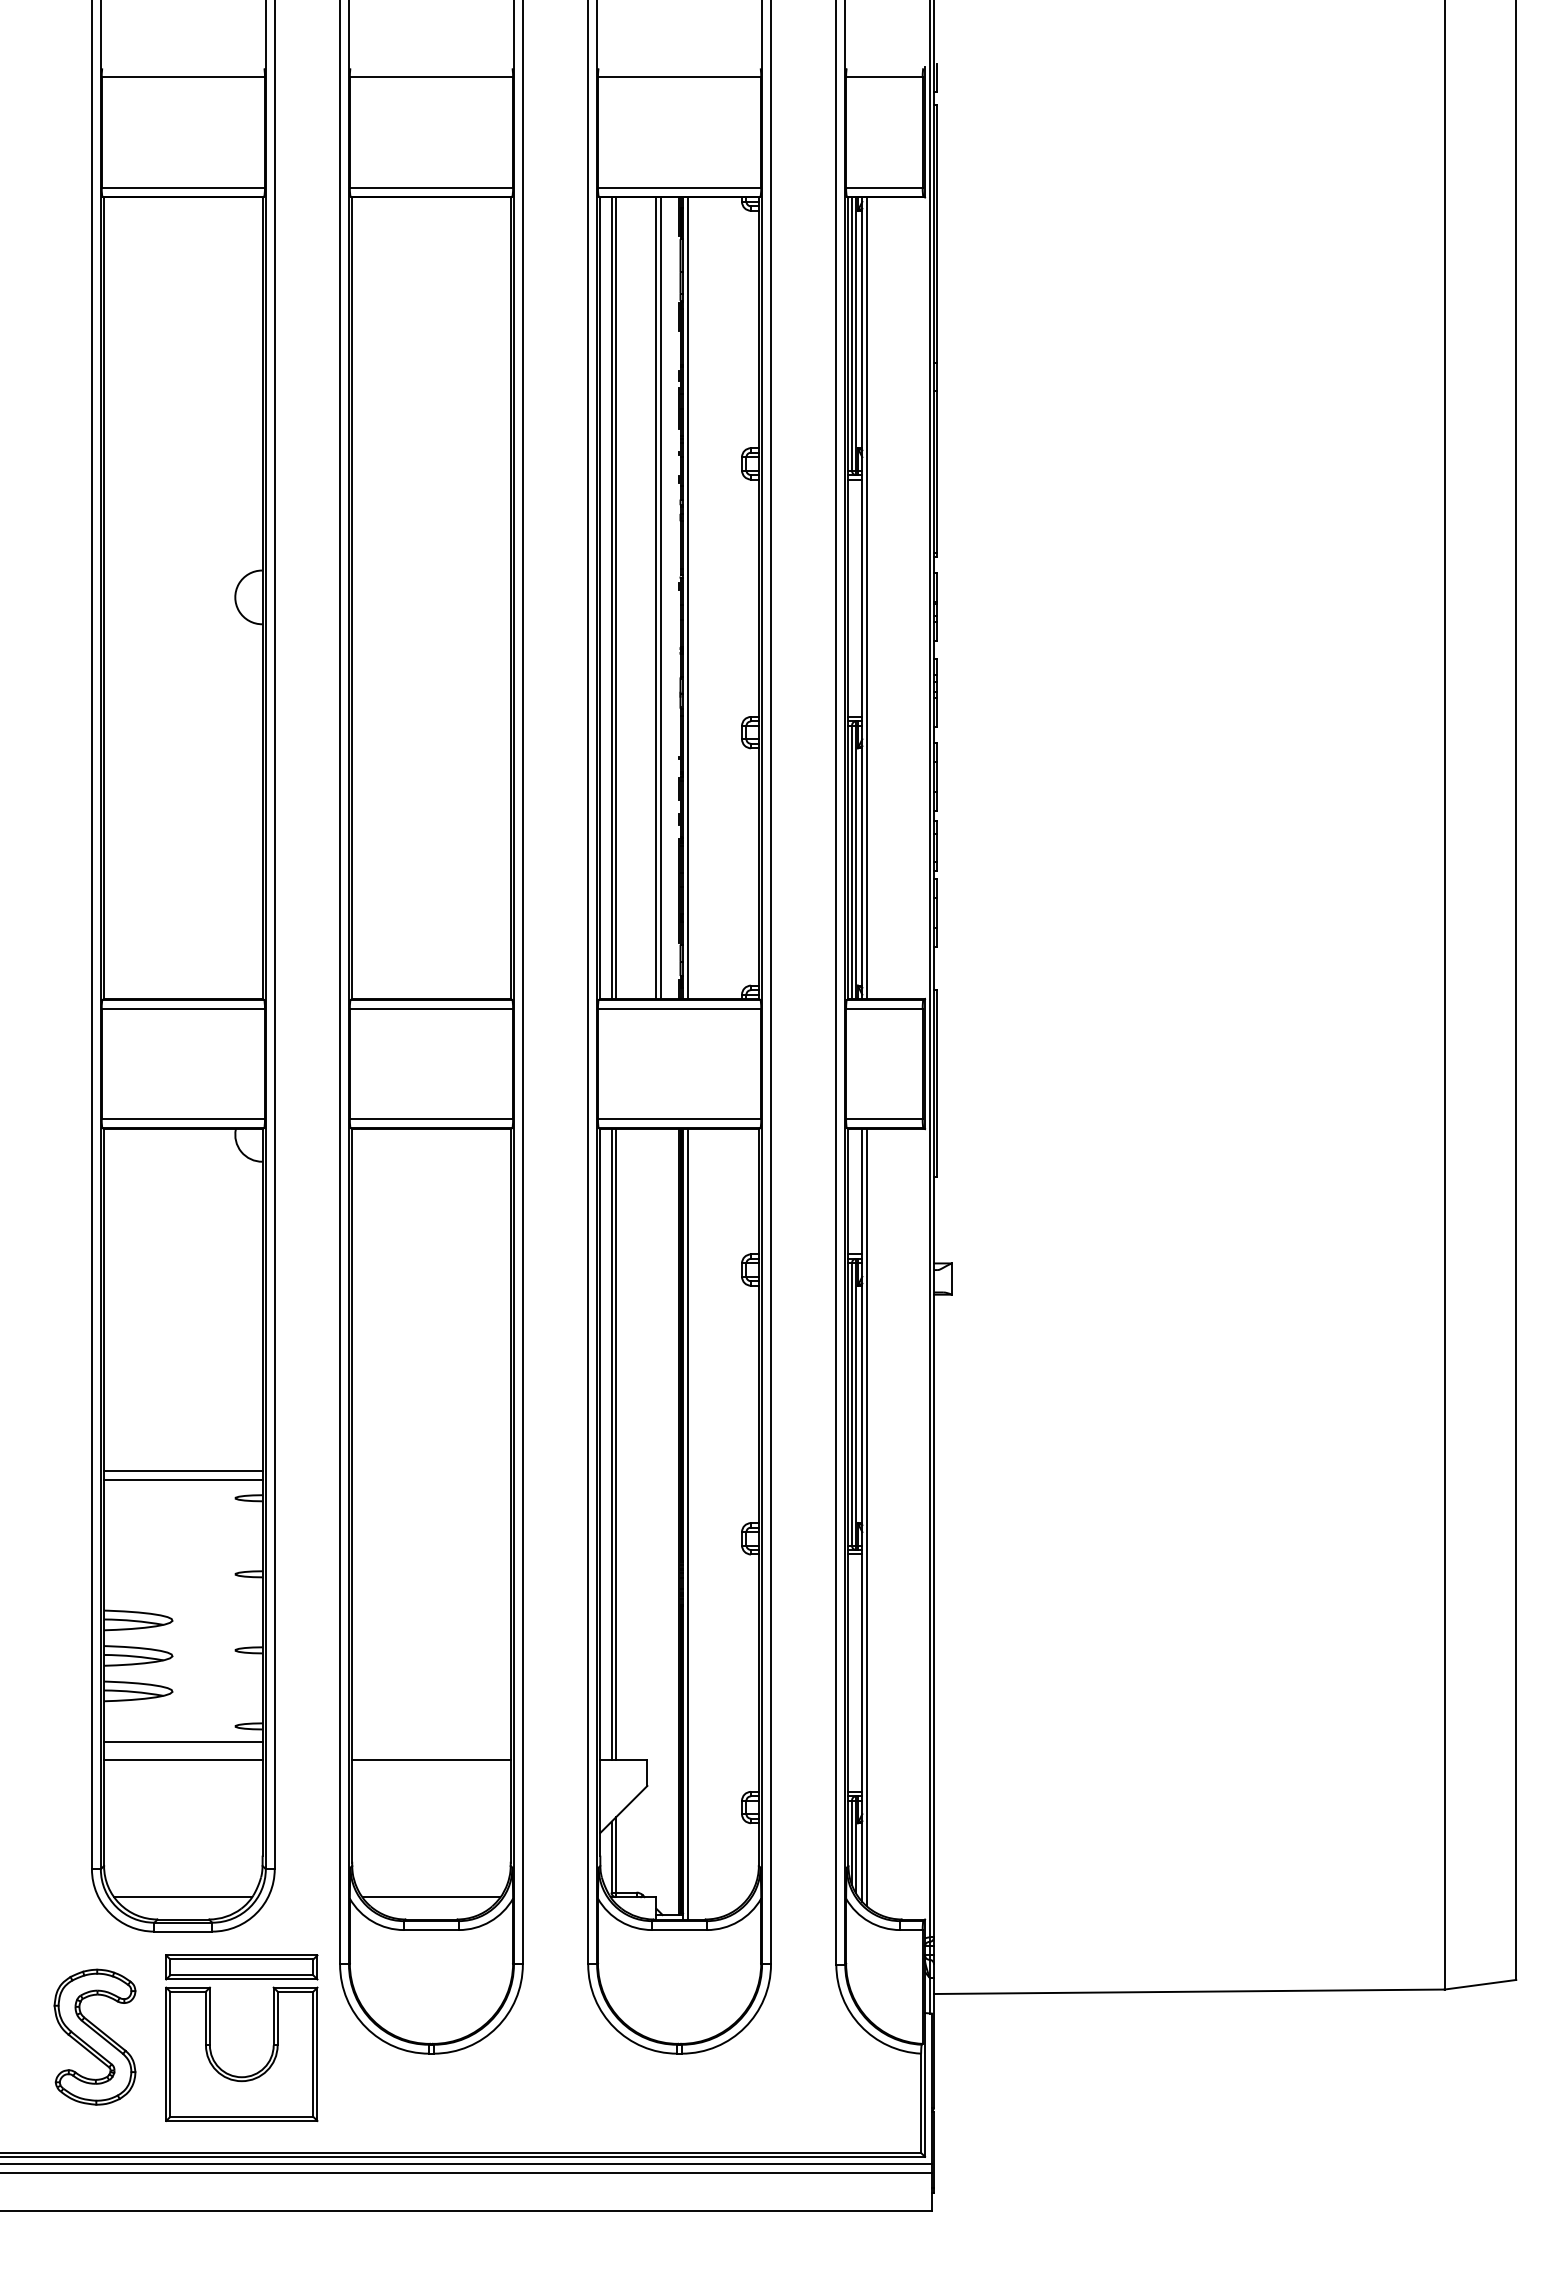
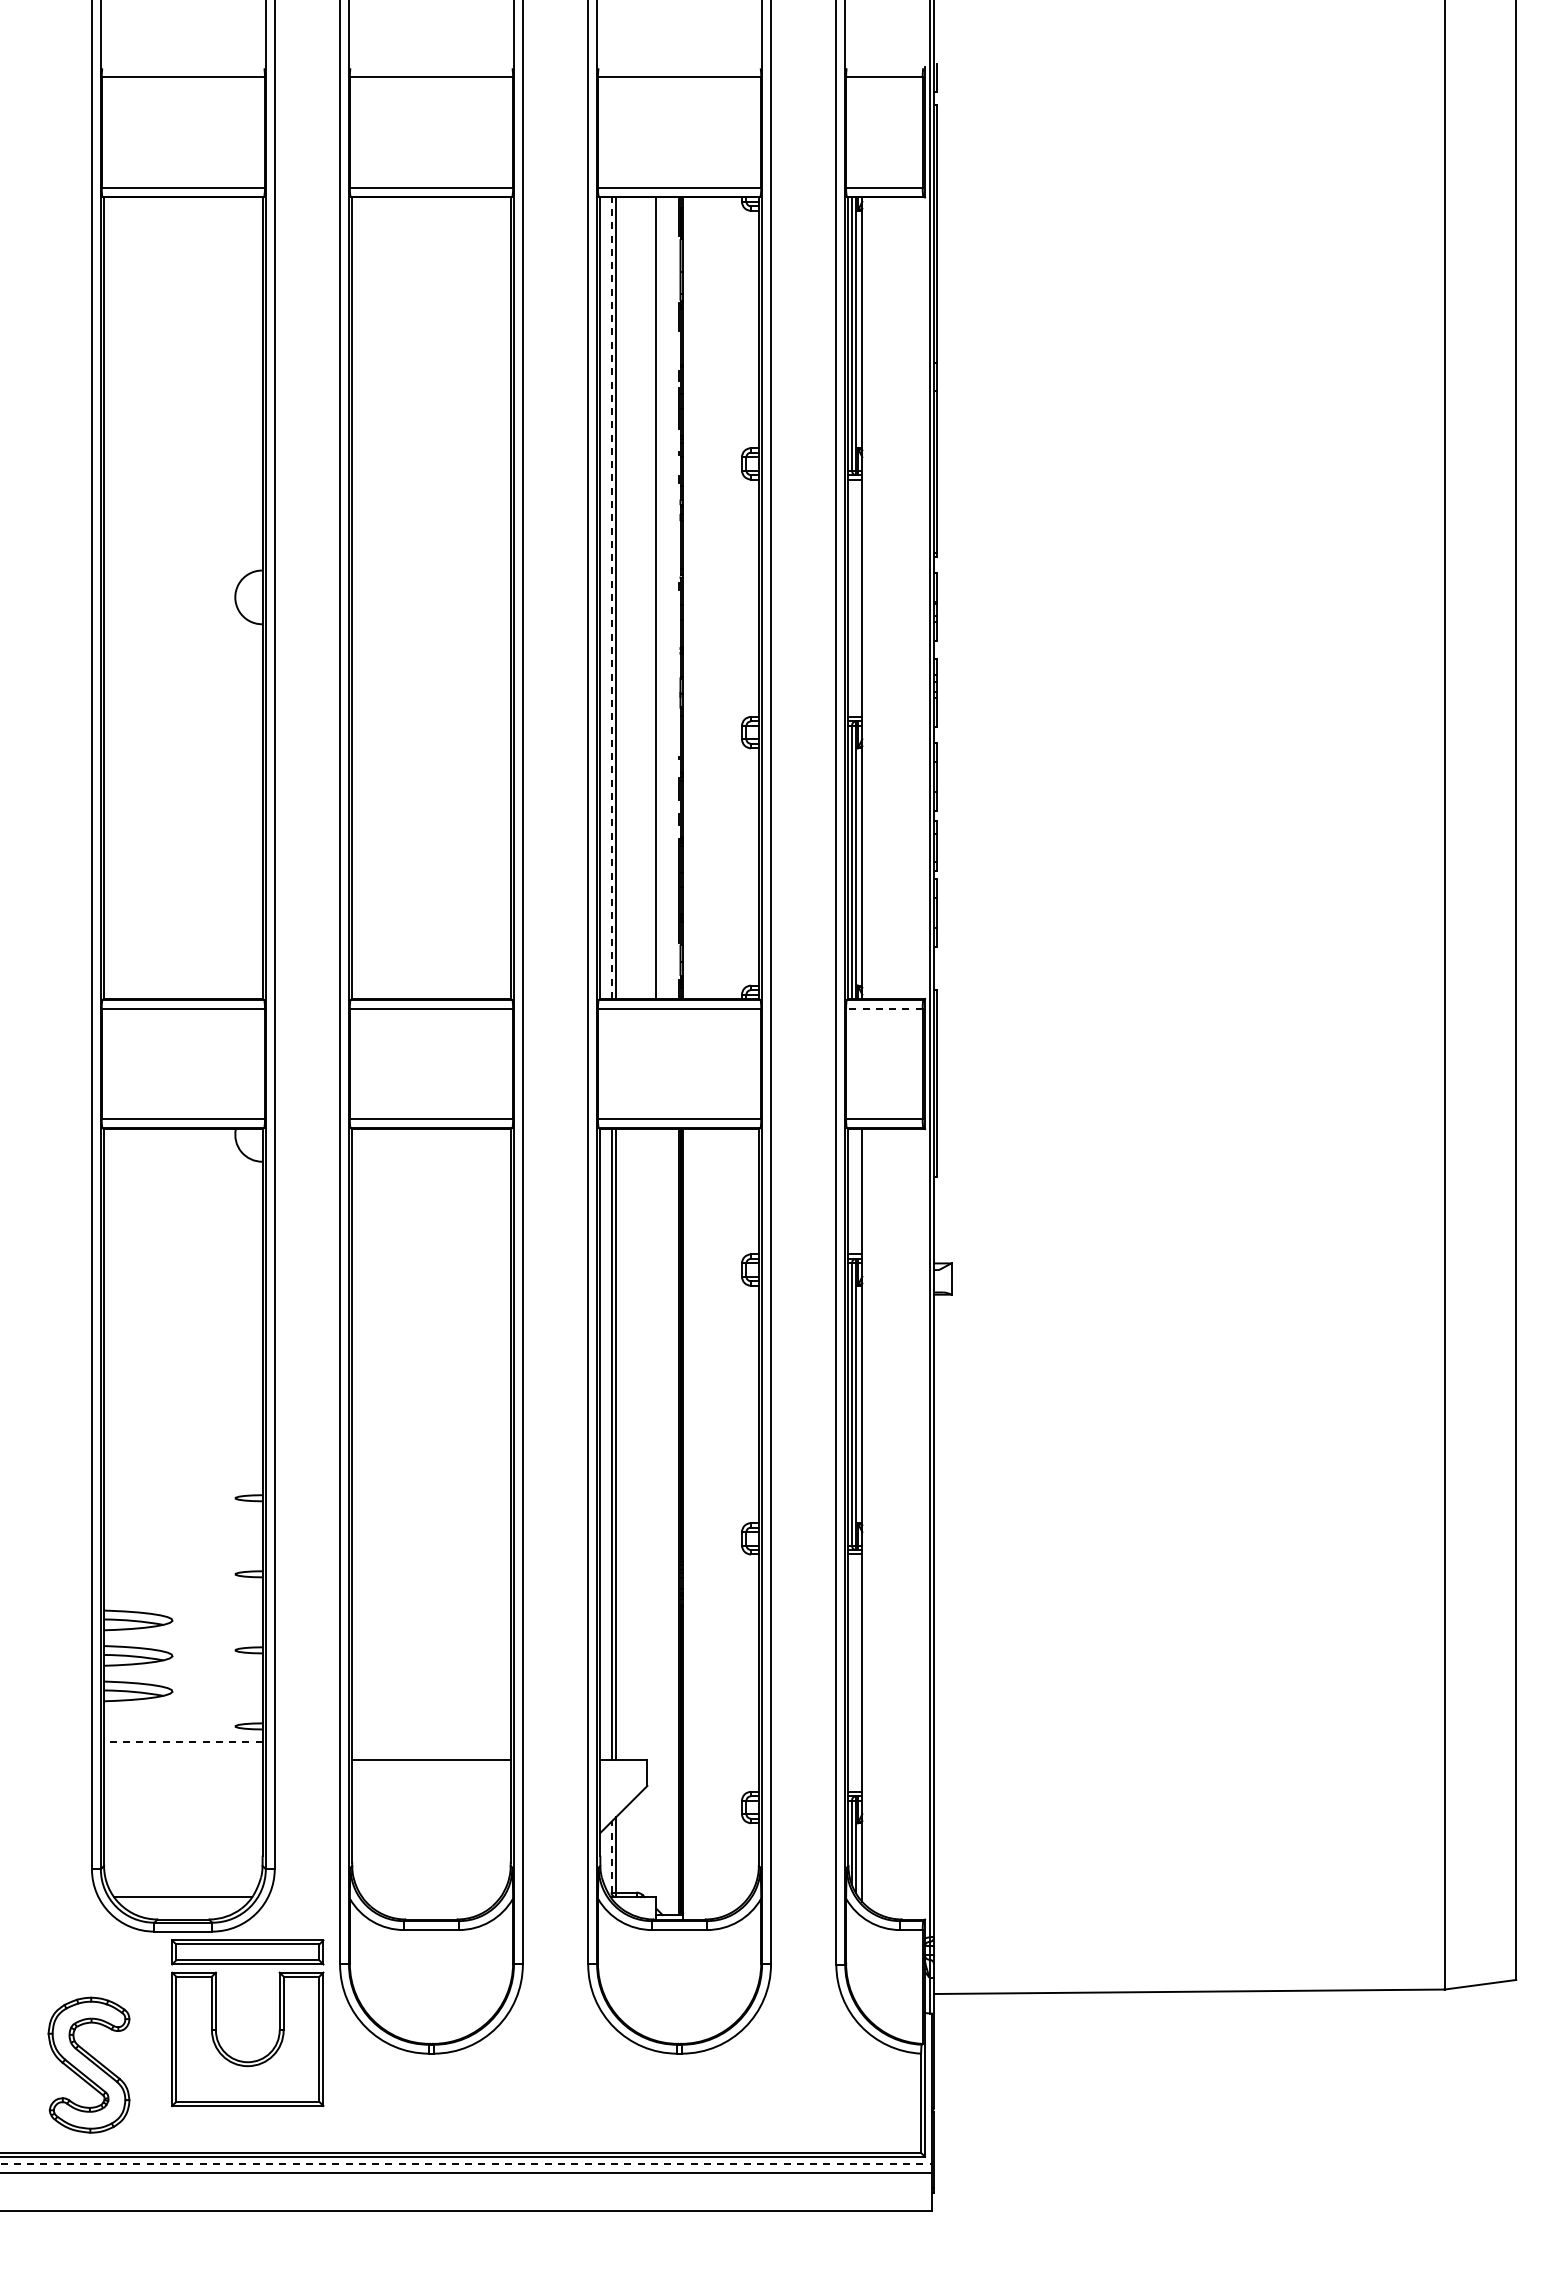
line: solid -> dashed (611, 598)
line: present -> none (660, 598)
line: present -> none (687, 598)
line: present -> none (866, 598)
line: solid -> dashed (883, 1008)
line: present -> none (183, 1470)
line: present -> none (183, 1479)
line: present -> none (866, 1517)
line: present -> none (687, 1524)
line: solid -> dashed (182, 1742)
line: present -> none (183, 1759)
line: solid -> dashed (611, 1856)
line: present -> none (431, 1897)
part position: (94, 2036) -> (88, 2064) (88, 2064)
part position: (210, 2037) -> (216, 2022) (216, 2022)
line: solid -> dashed (466, 2164)
